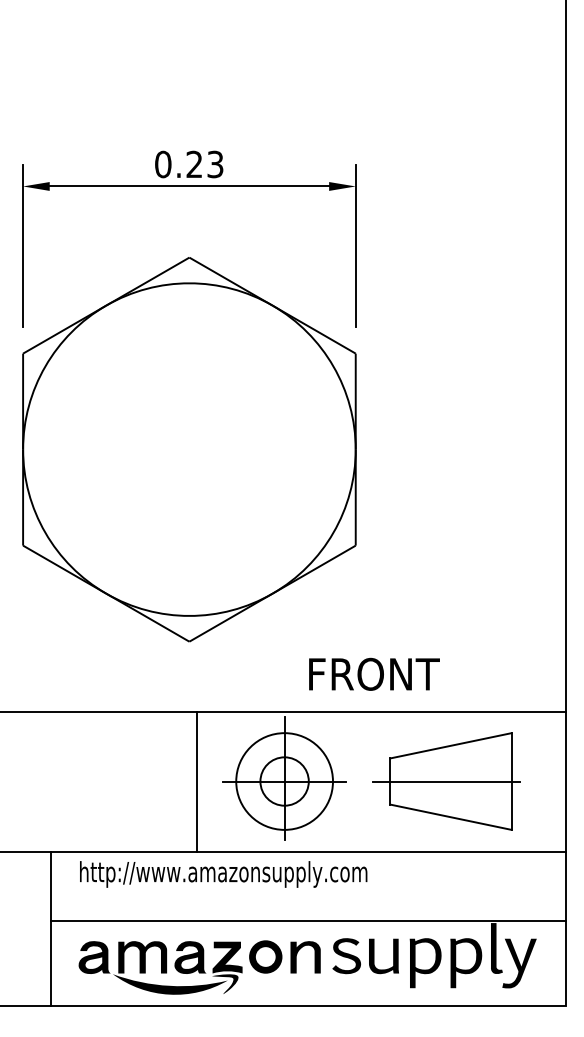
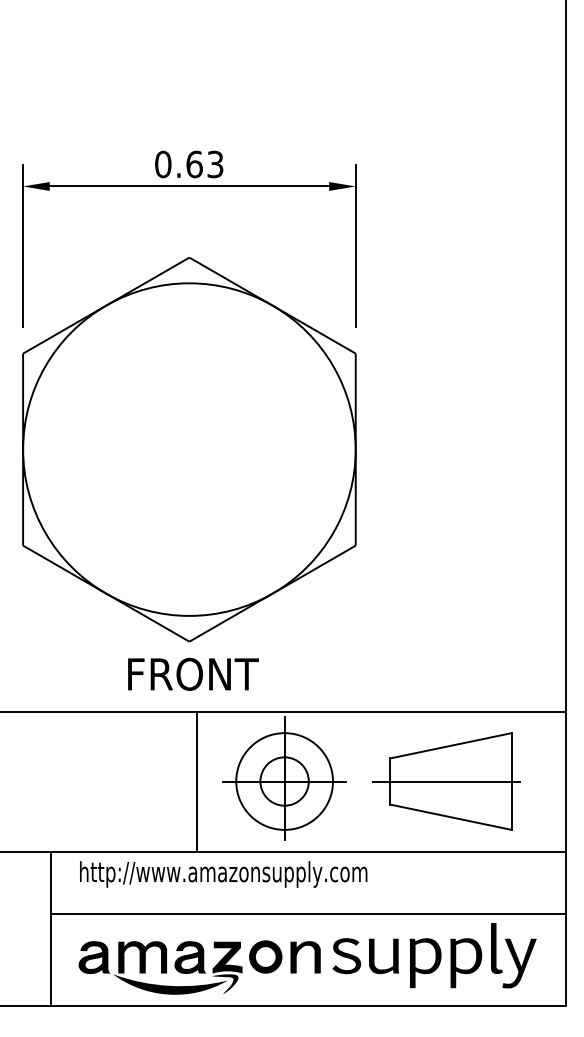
text: 0.23 -> 0.63 (194, 164)
text position: (374, 673) -> (193, 673) (193, 673)
line position: (308, 921) -> (308, 914) (308, 914)
